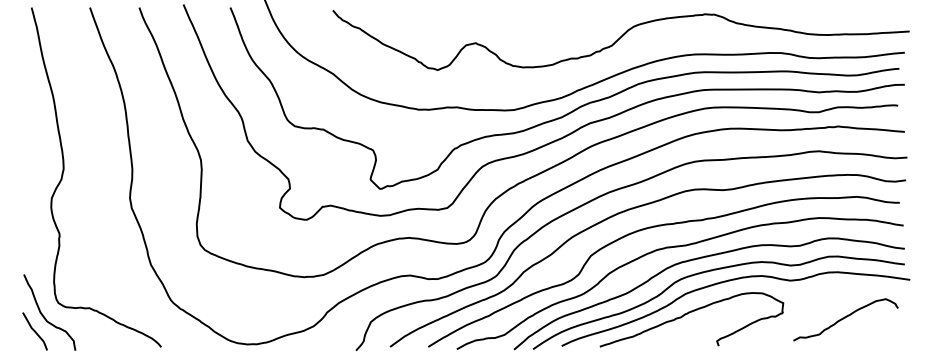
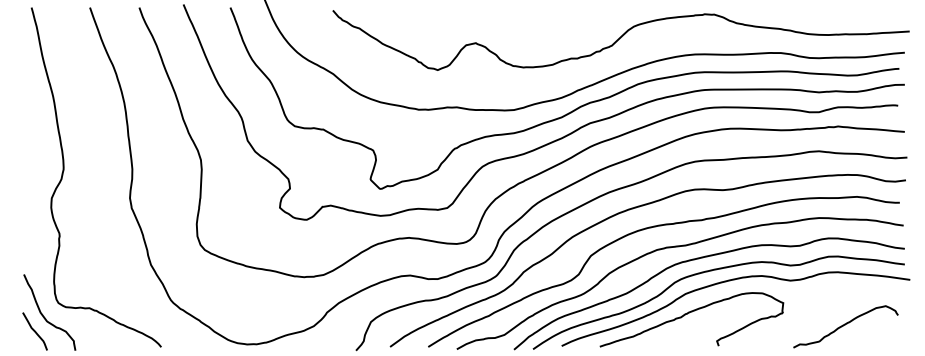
curve position: (845, 318) -> (845, 325) (845, 325)
